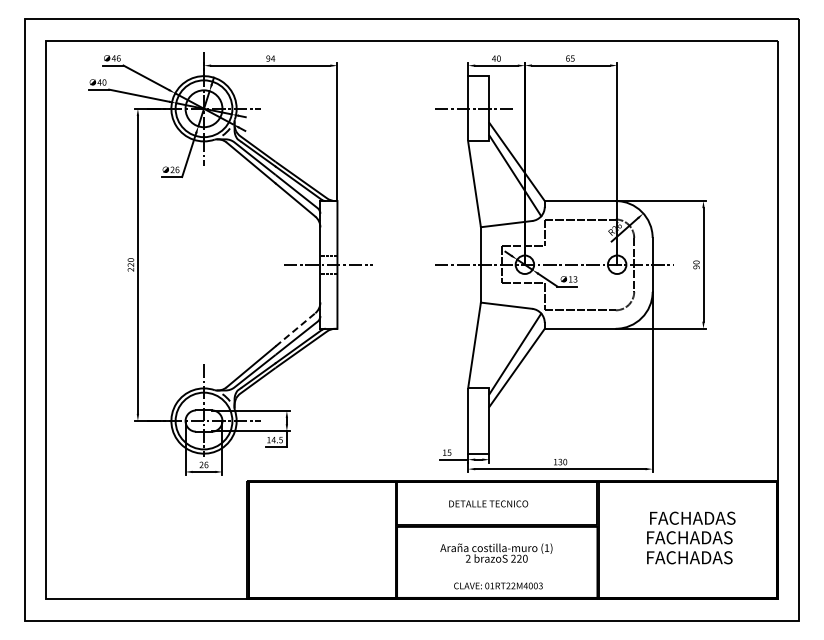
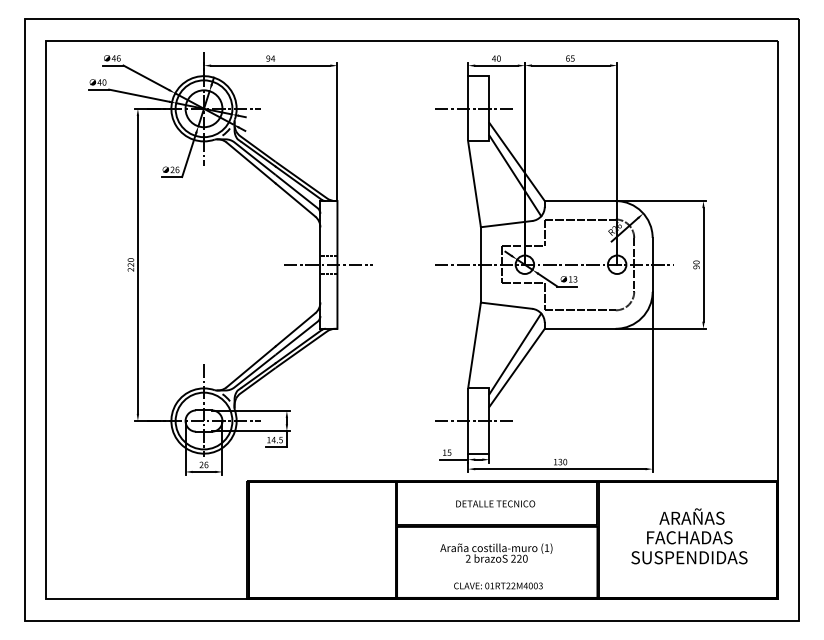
line: dashed -> solid (295, 329)
line: none -> present (473, 421)
text position: (488, 503) -> (495, 503) (495, 503)
text: FACHADAS -> ARAÑAS (692, 516)
text: FACHADAS -> SUSPENDIDAS (689, 557)
